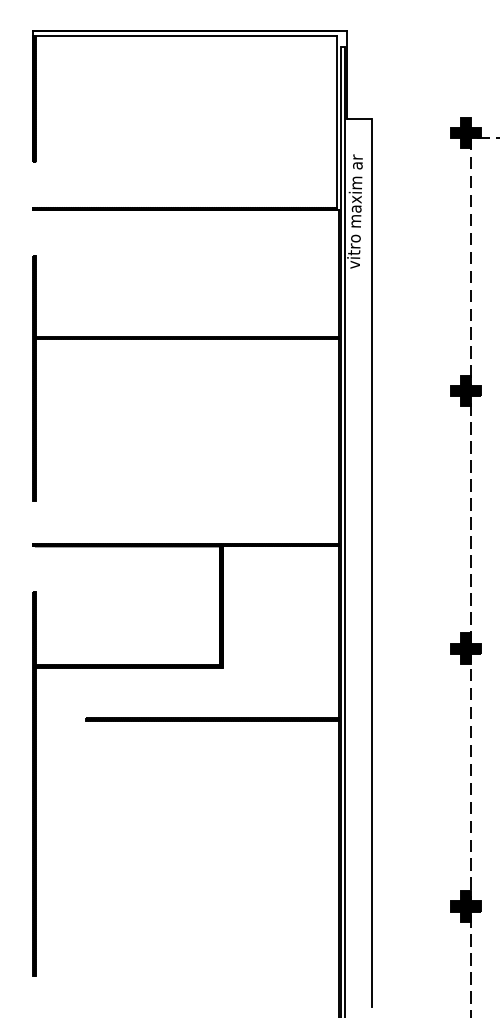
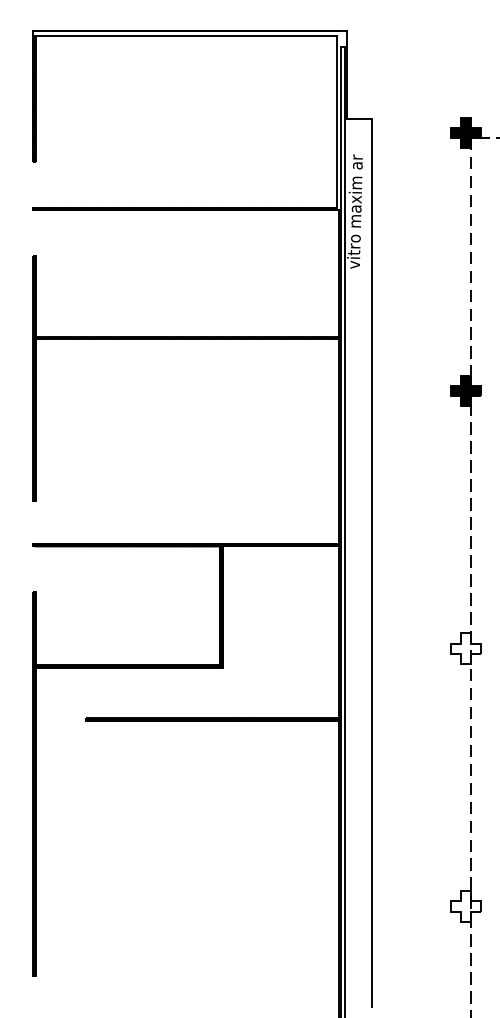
fill: present -> none (465, 648)
fill: present -> none (465, 906)
